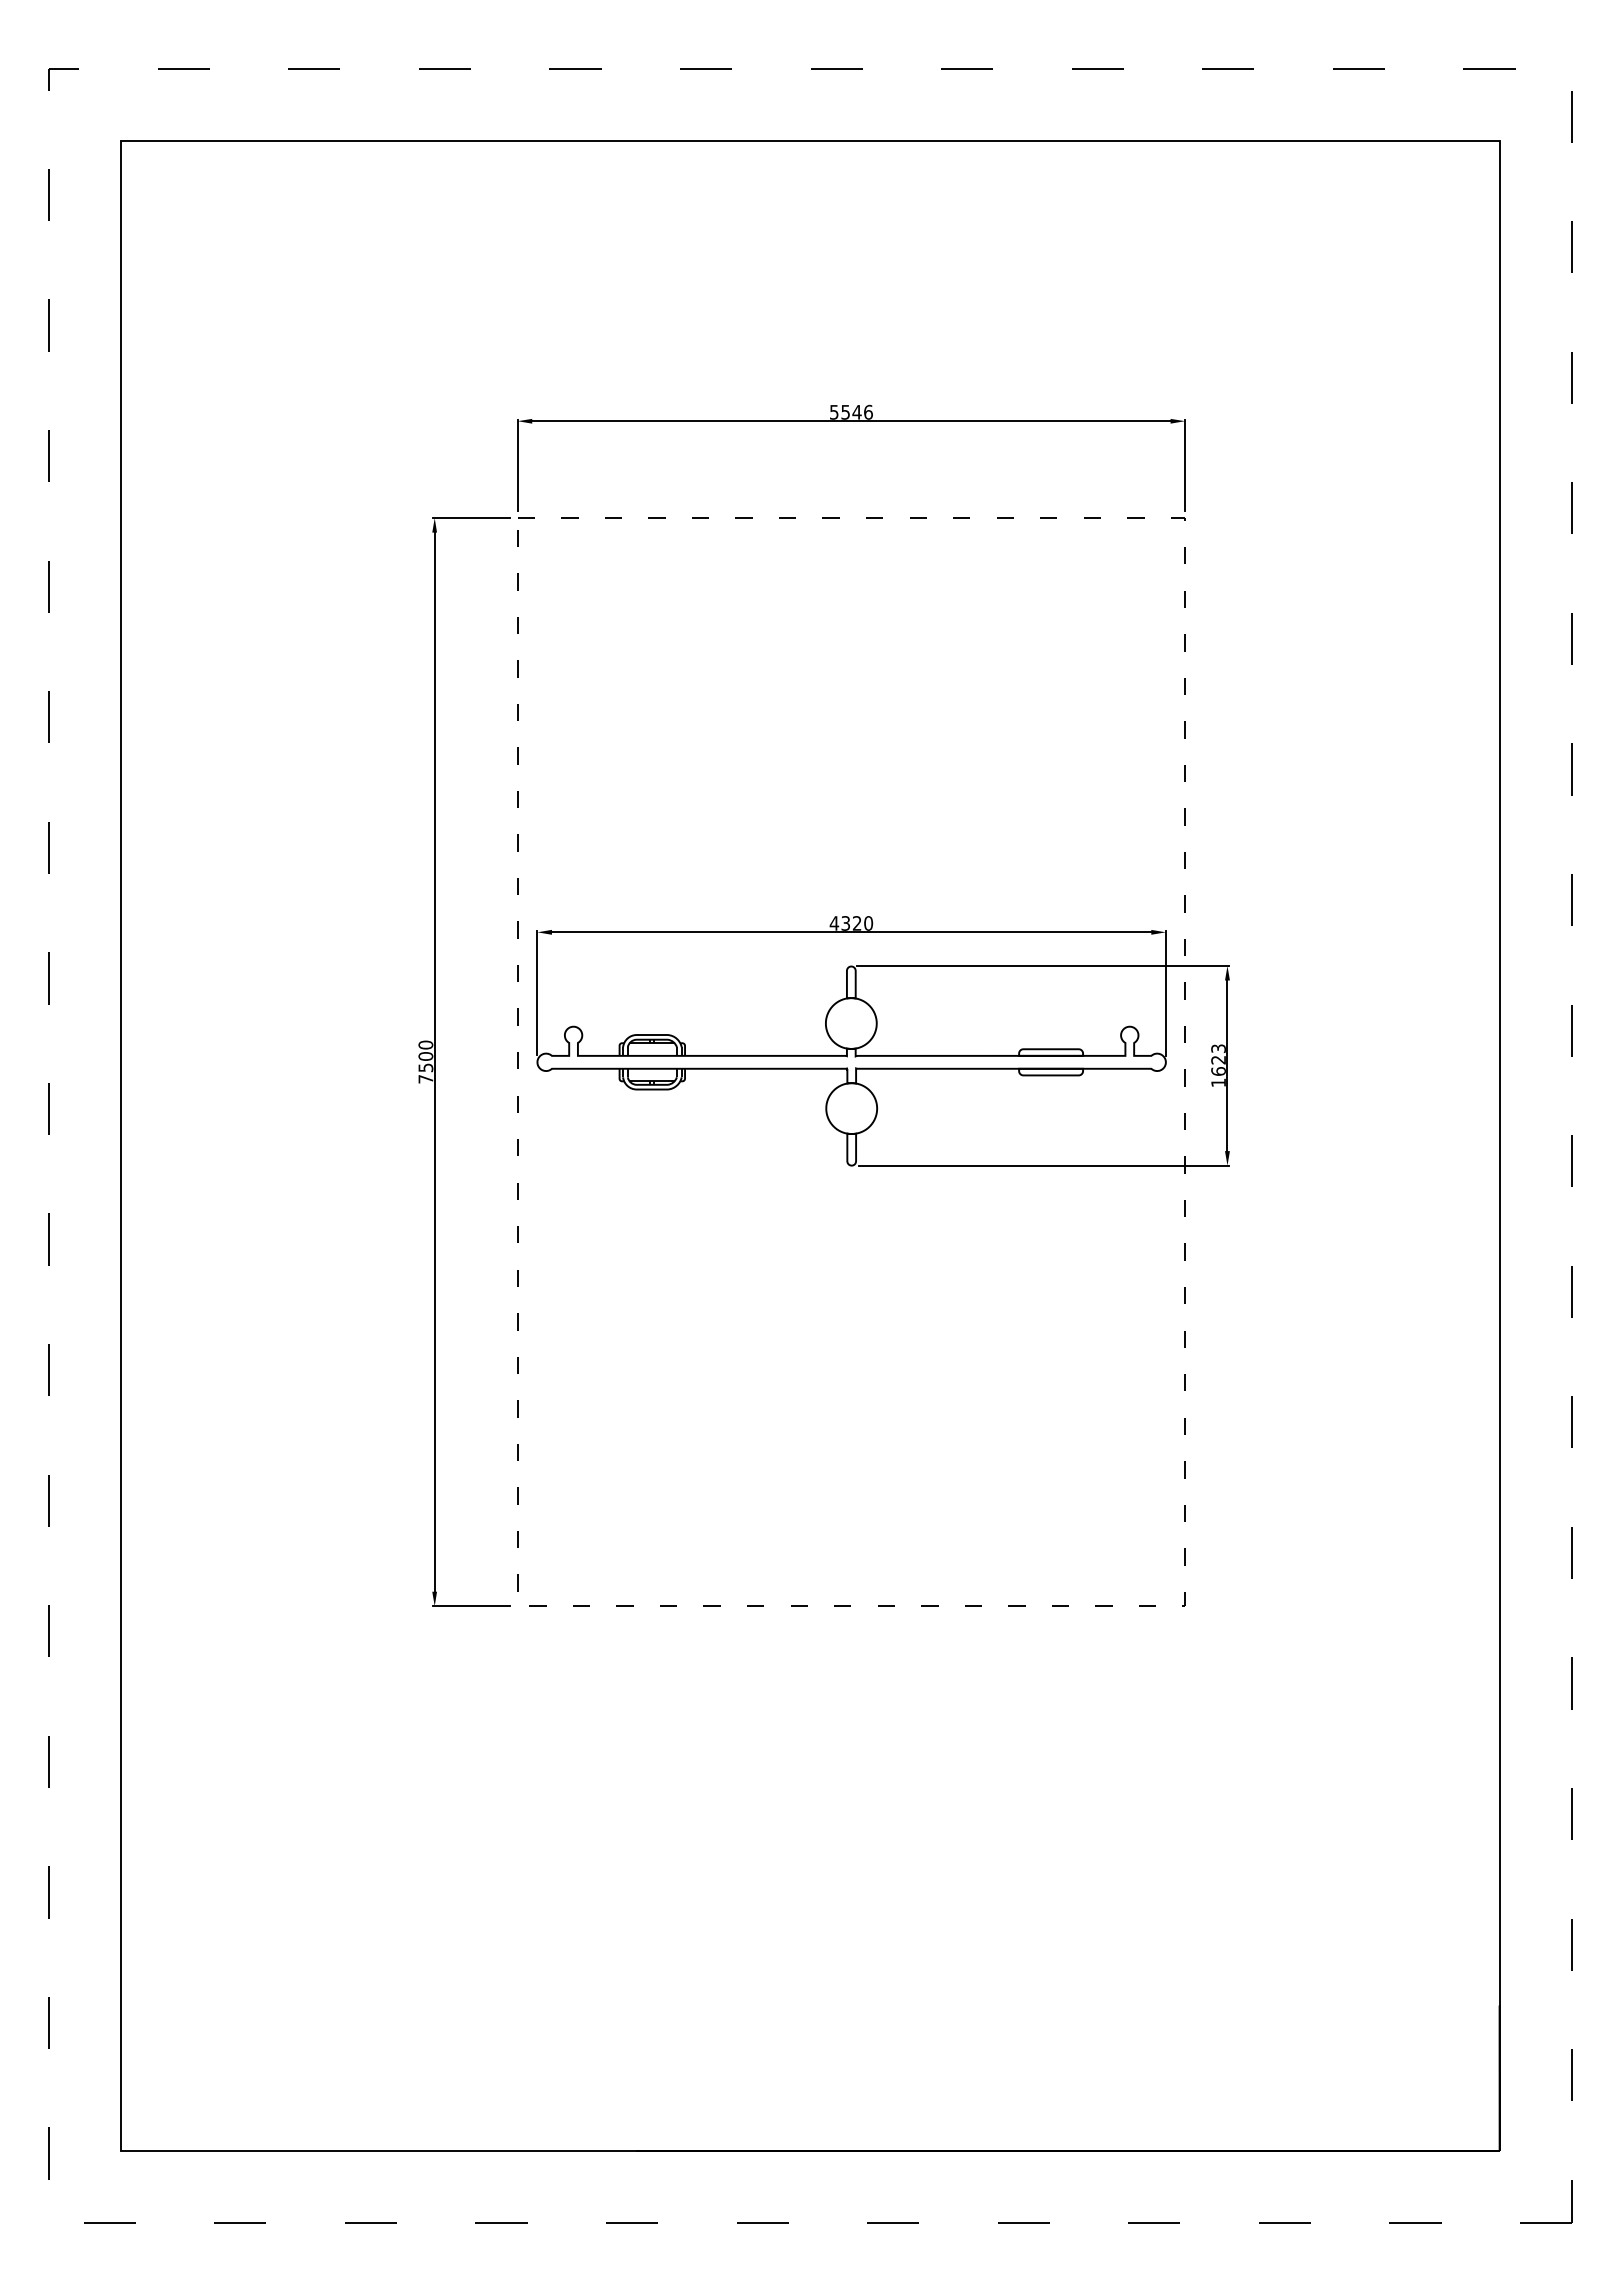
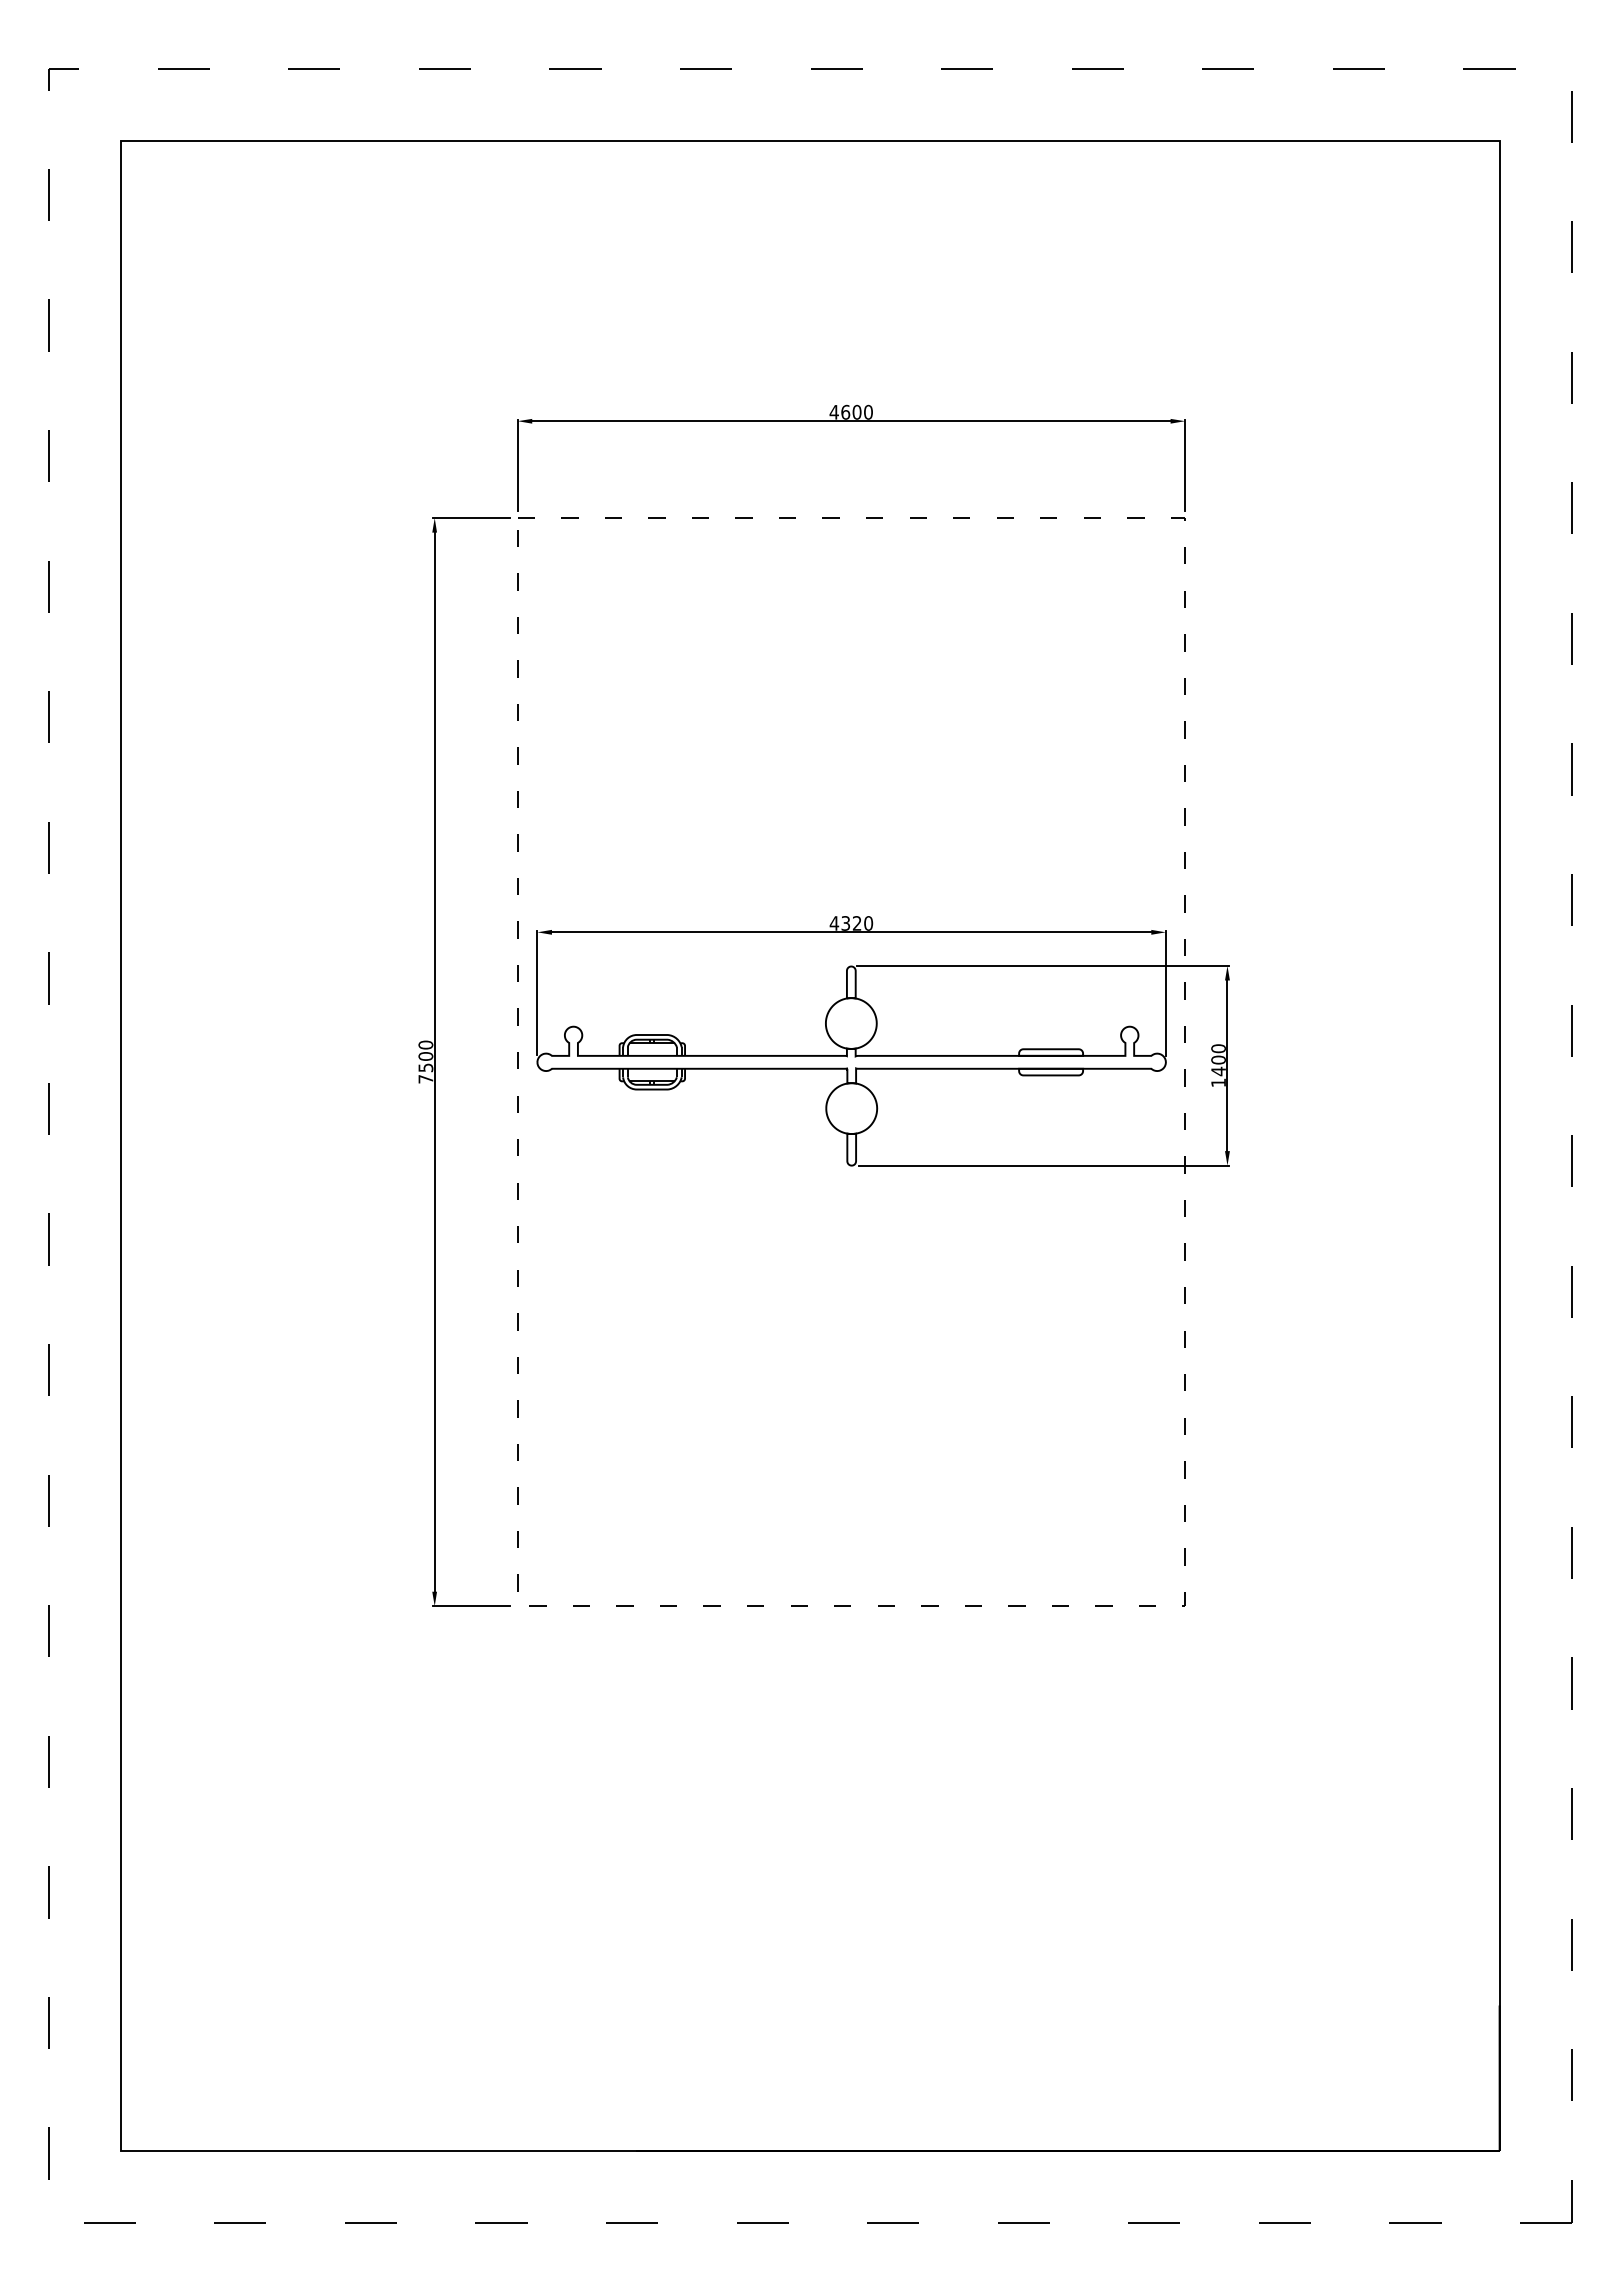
text: 5546 -> 4600 (850, 411)
text: 1623 -> 1400 (1218, 1060)
